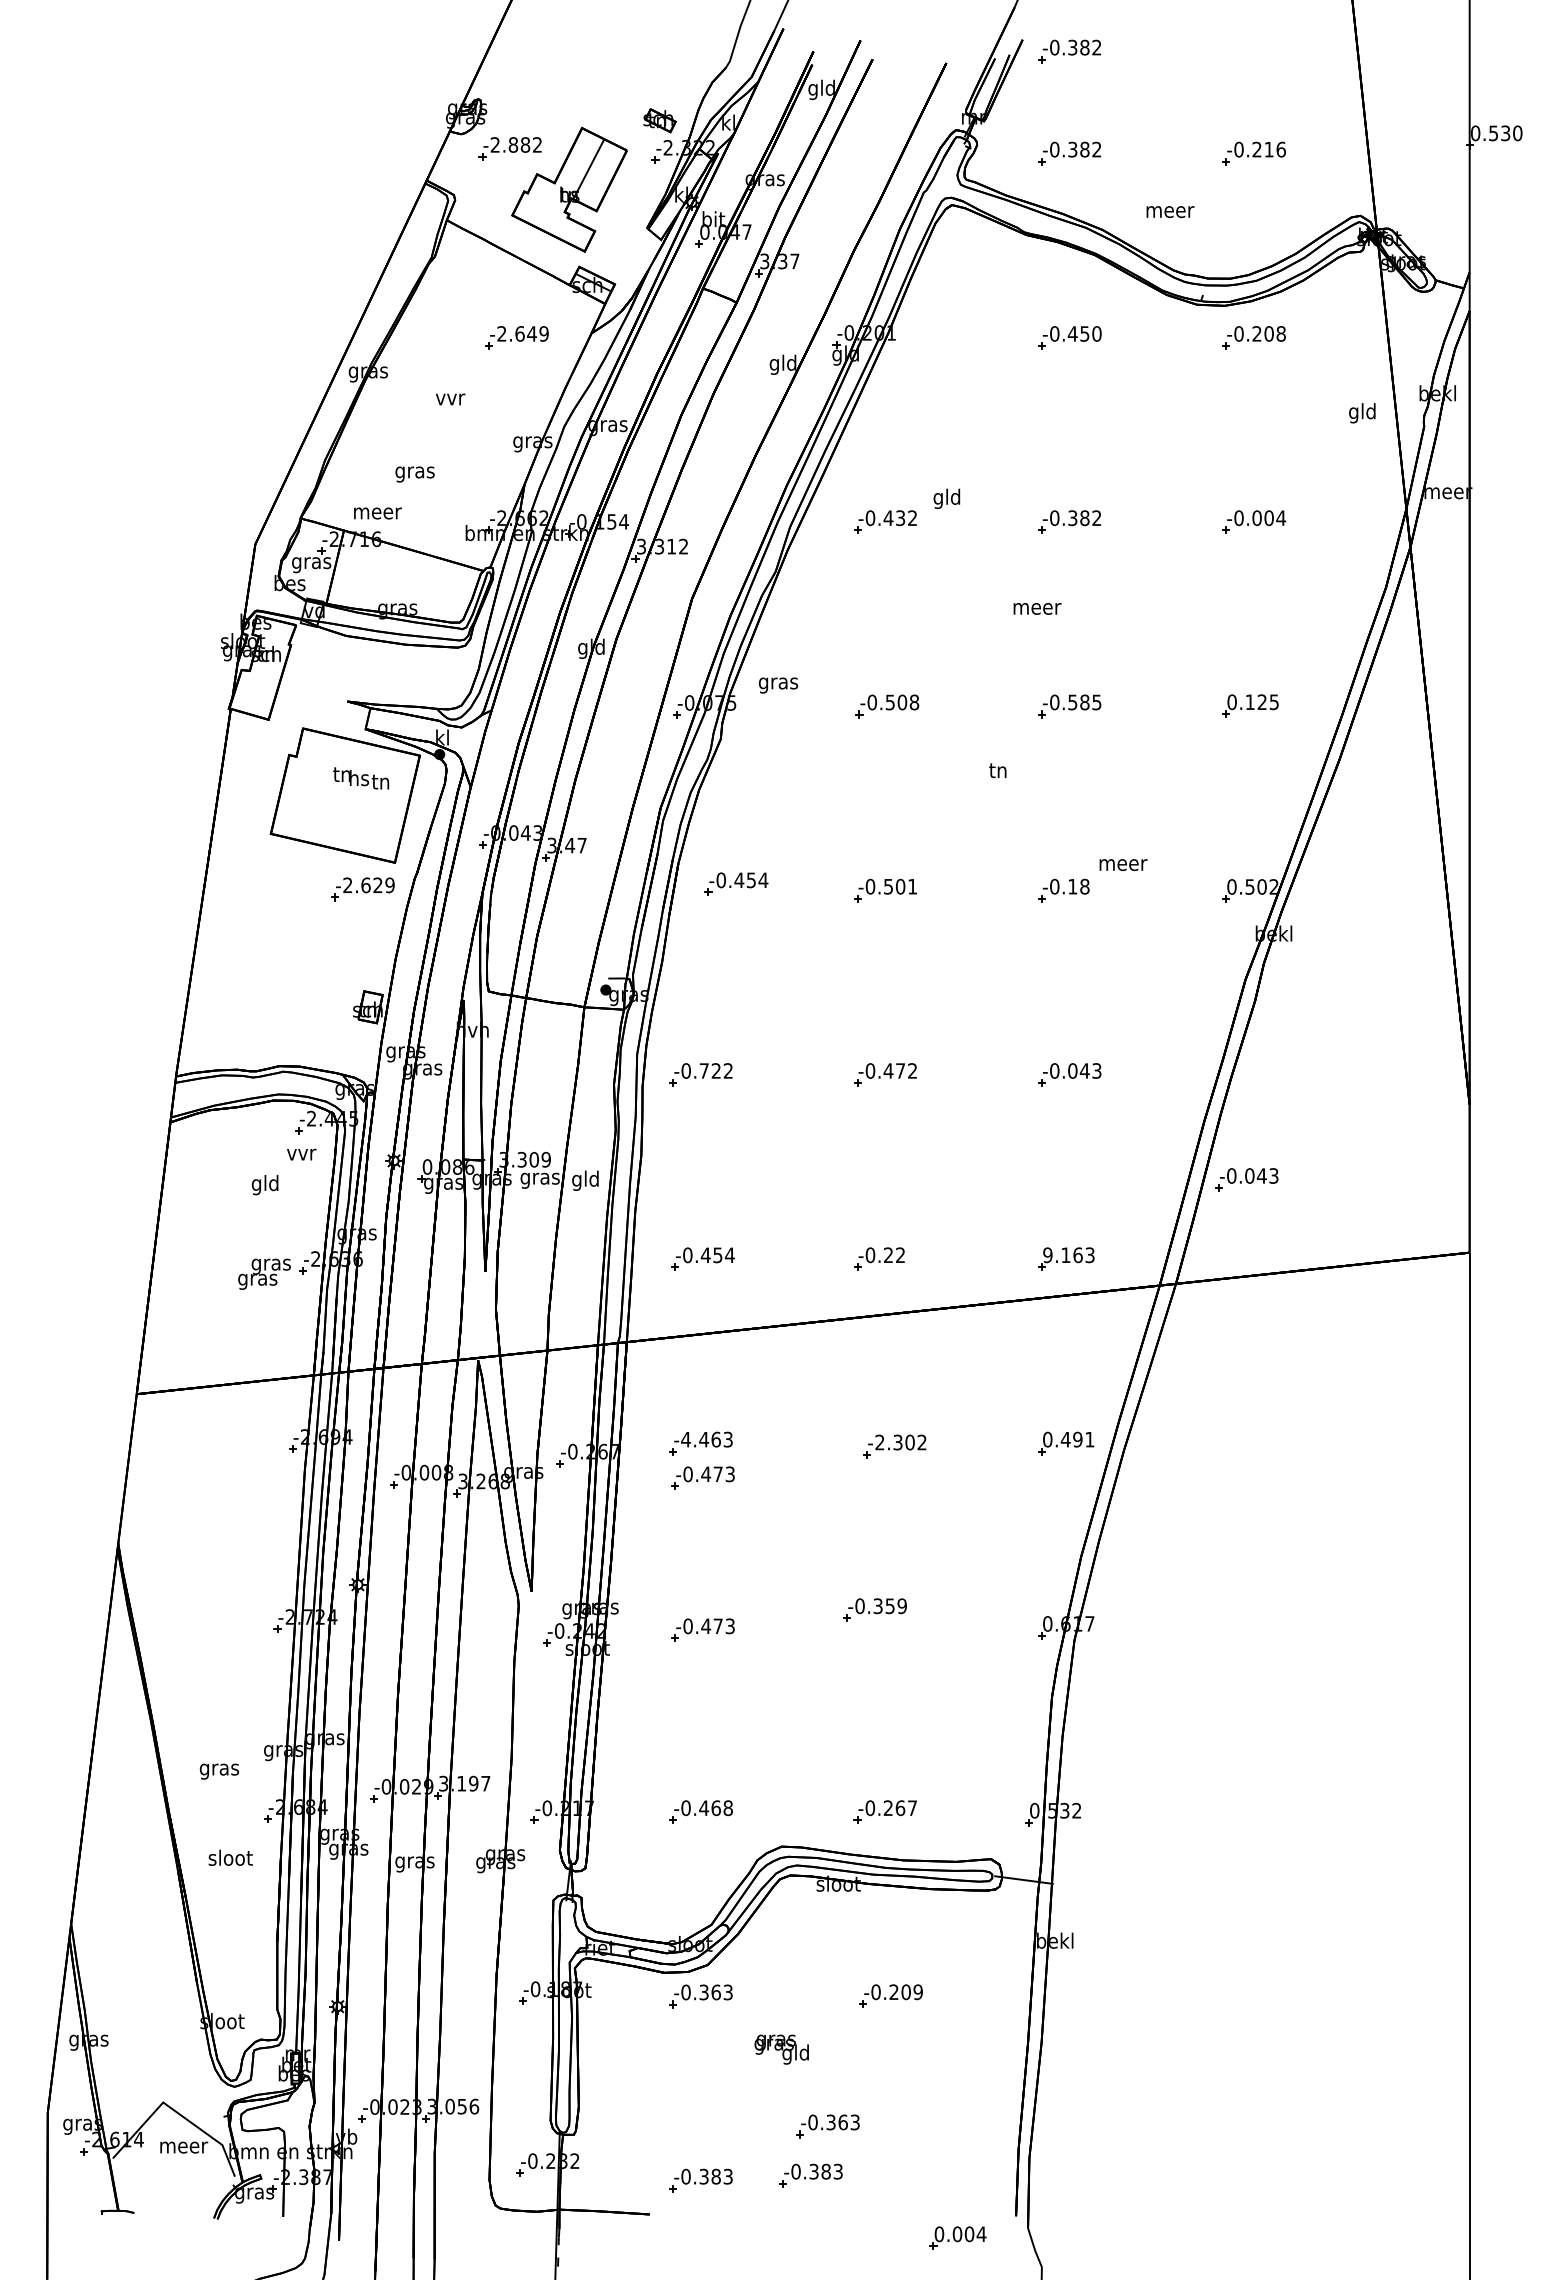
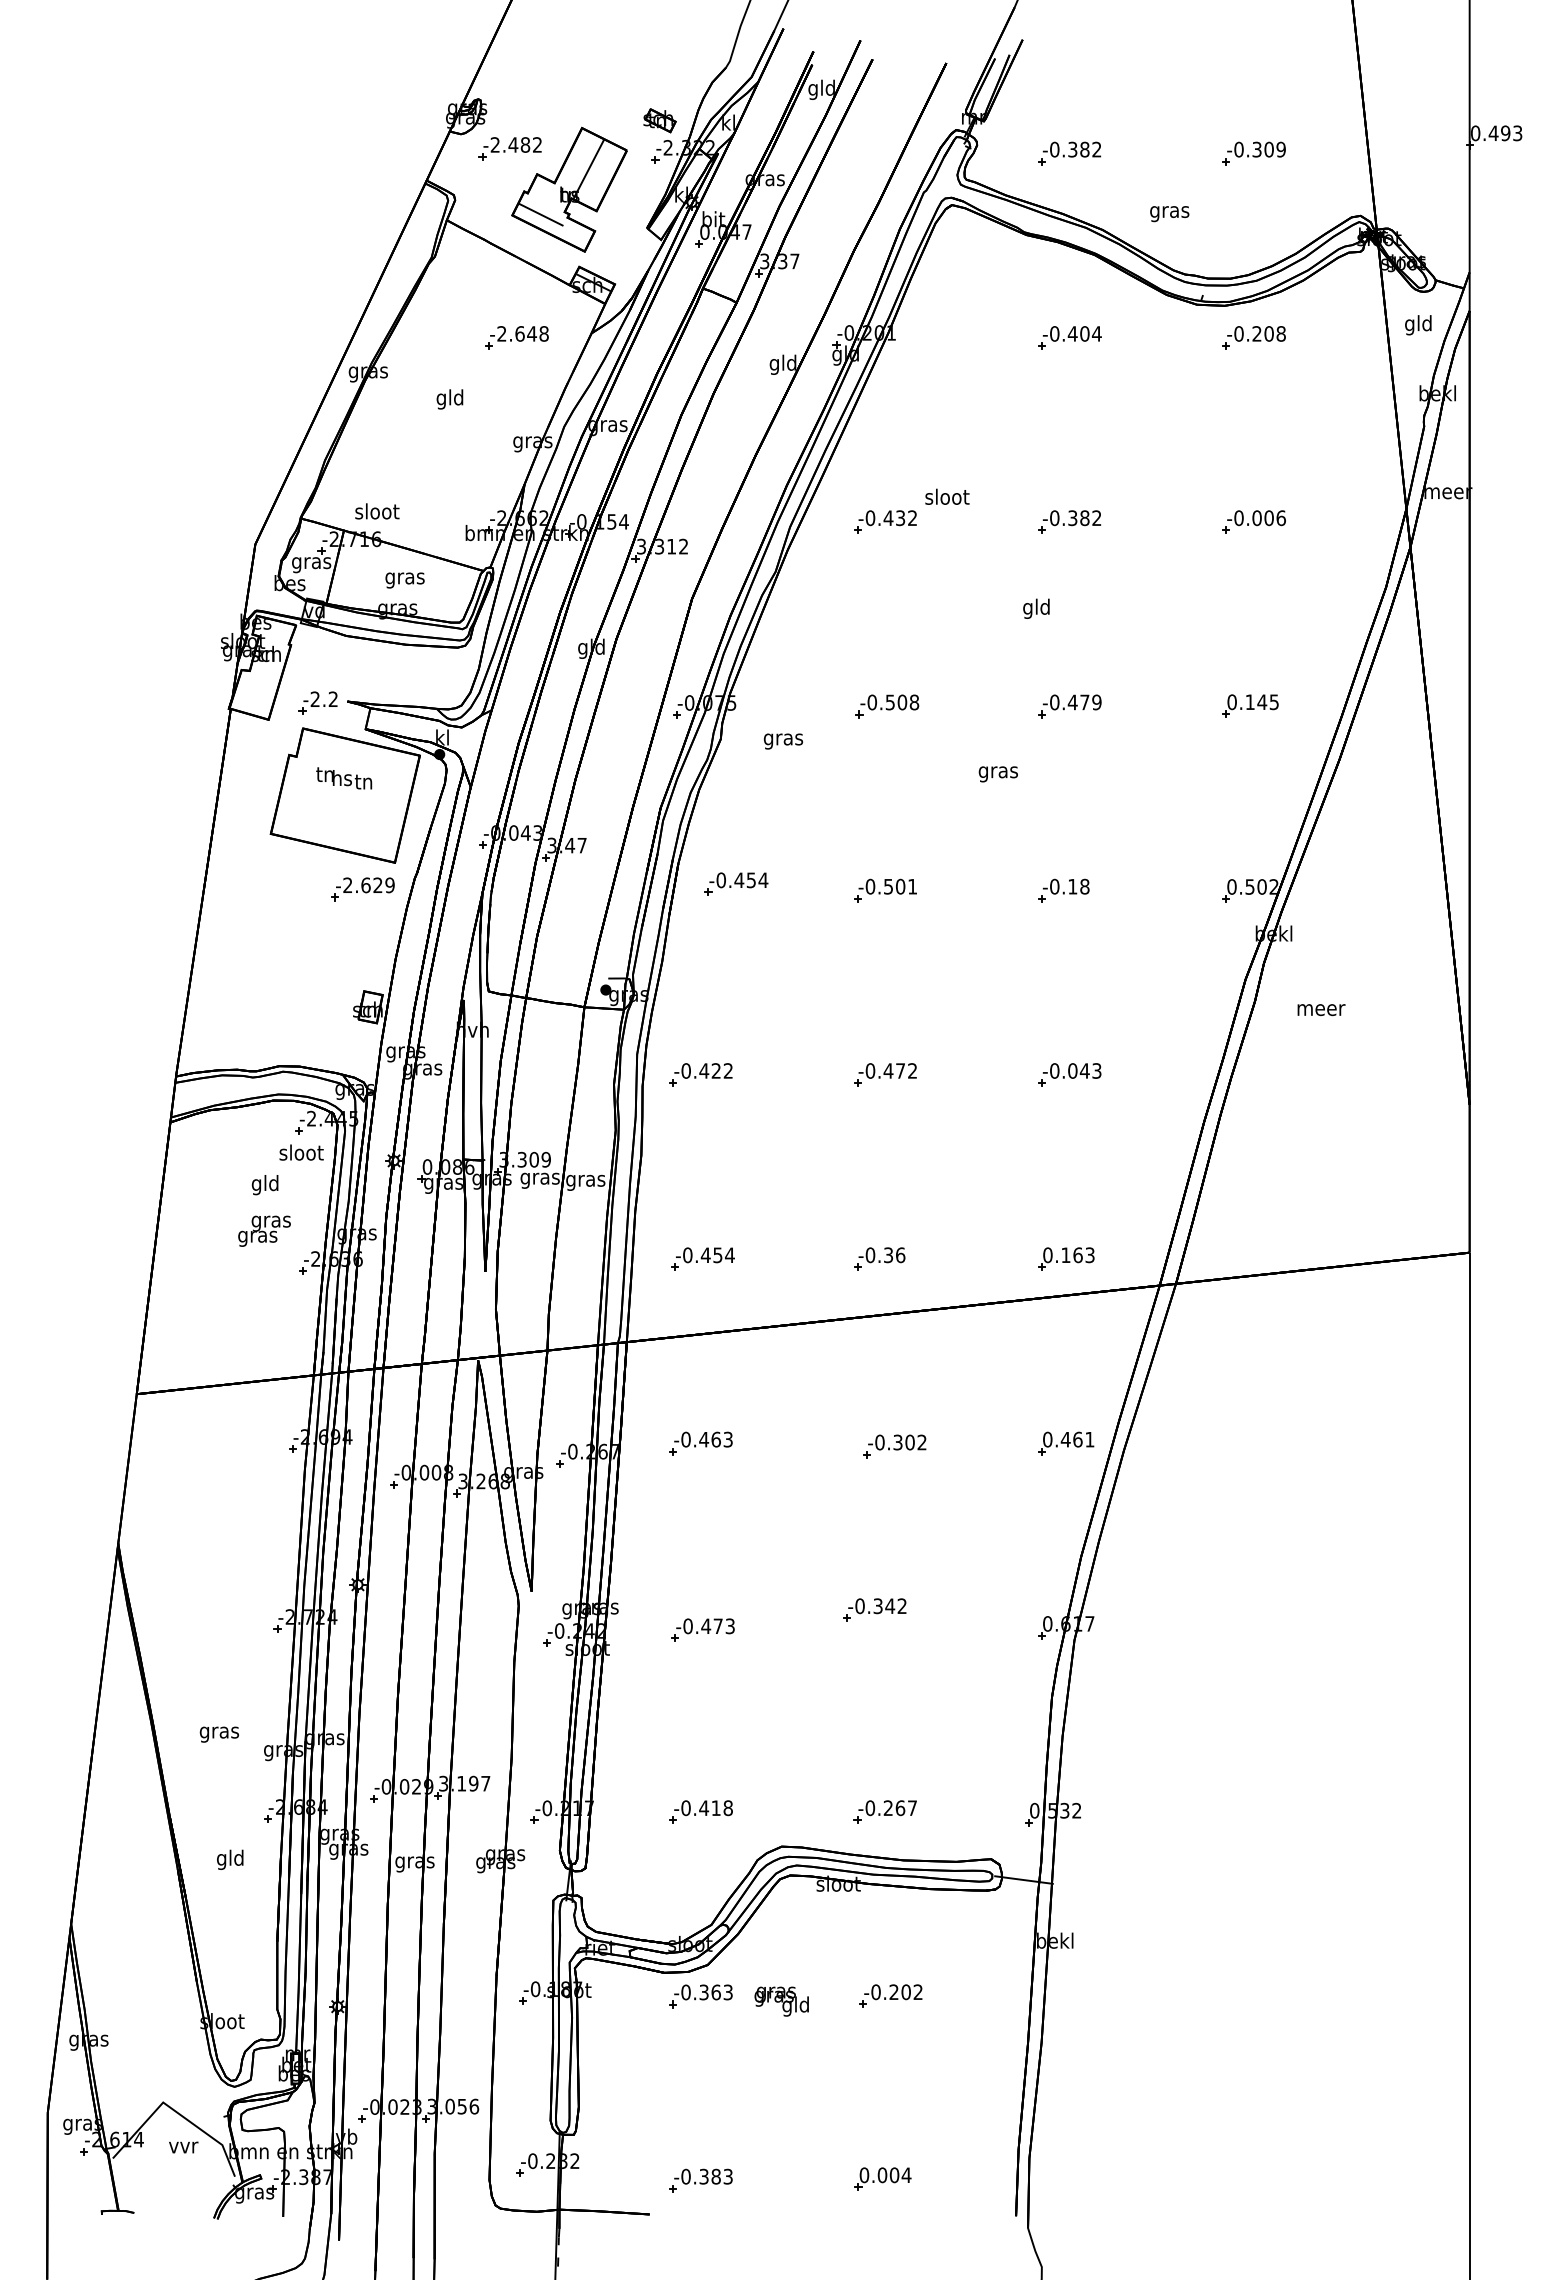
part: present -> none (1069, 51)
text: 0.530 -> 0.493 (1505, 133)
text: -2.882 -> -2.482 (513, 144)
text: -0.216 -> -0.309 (1268, 149)
line: none -> present (540, 214)
text: meer -> gras (1170, 214)
text: -2.649 -> -2.648 (543, 333)
text: -0.450 -> -0.404 (1090, 333)
text: vvr -> gld (450, 399)
text position: (1362, 413) -> (1418, 325) (1418, 325)
text position: (414, 474) -> (404, 580) (404, 580)
text: gld -> sloot (947, 498)
text: meer -> sloot (377, 511)
text: -0.004 -> -0.006 (1281, 518)
text: meer -> gld (1037, 608)
text position: (778, 685) -> (783, 741) (783, 741)
text: 0.125 -> 0.145 (1262, 701)
part: none -> present (317, 702)
text: -0.585 -> -0.479 (1084, 702)
text: tn -> gras (997, 772)
text position: (361, 778) -> (344, 778) (344, 778)
text position: (1123, 865) -> (1321, 1010) (1321, 1010)
text: -0.722 -> -0.422 (704, 1070)
text: vvr -> sloot (301, 1152)
part: present -> none (1246, 1179)
text: gld -> gras (585, 1180)
text: -0.22 -> -0.36 (894, 1255)
text: 9.163 -> 0.163 (1047, 1255)
text position: (264, 1273) -> (264, 1230) (264, 1230)
text: -4.463 -> -0.463 (685, 1439)
text: 0.491 -> 0.461 (1077, 1439)
text: -2.302 -> -0.302 (879, 1442)
part: present -> none (702, 1477)
text: -0.359 -> -0.342 (895, 1606)
text position: (219, 1771) -> (219, 1734) (219, 1734)
text: -0.468 -> -0.418 (715, 1808)
text: sloot -> gld (230, 1859)
text: -0.209 -> -0.202 (917, 1992)
text position: (781, 2049) -> (781, 2001) (781, 2001)
part: present -> none (827, 2126)
text: meer -> vvr (184, 2147)
part: present -> none (810, 2175)
part position: (957, 2237) -> (882, 2178) (882, 2178)
